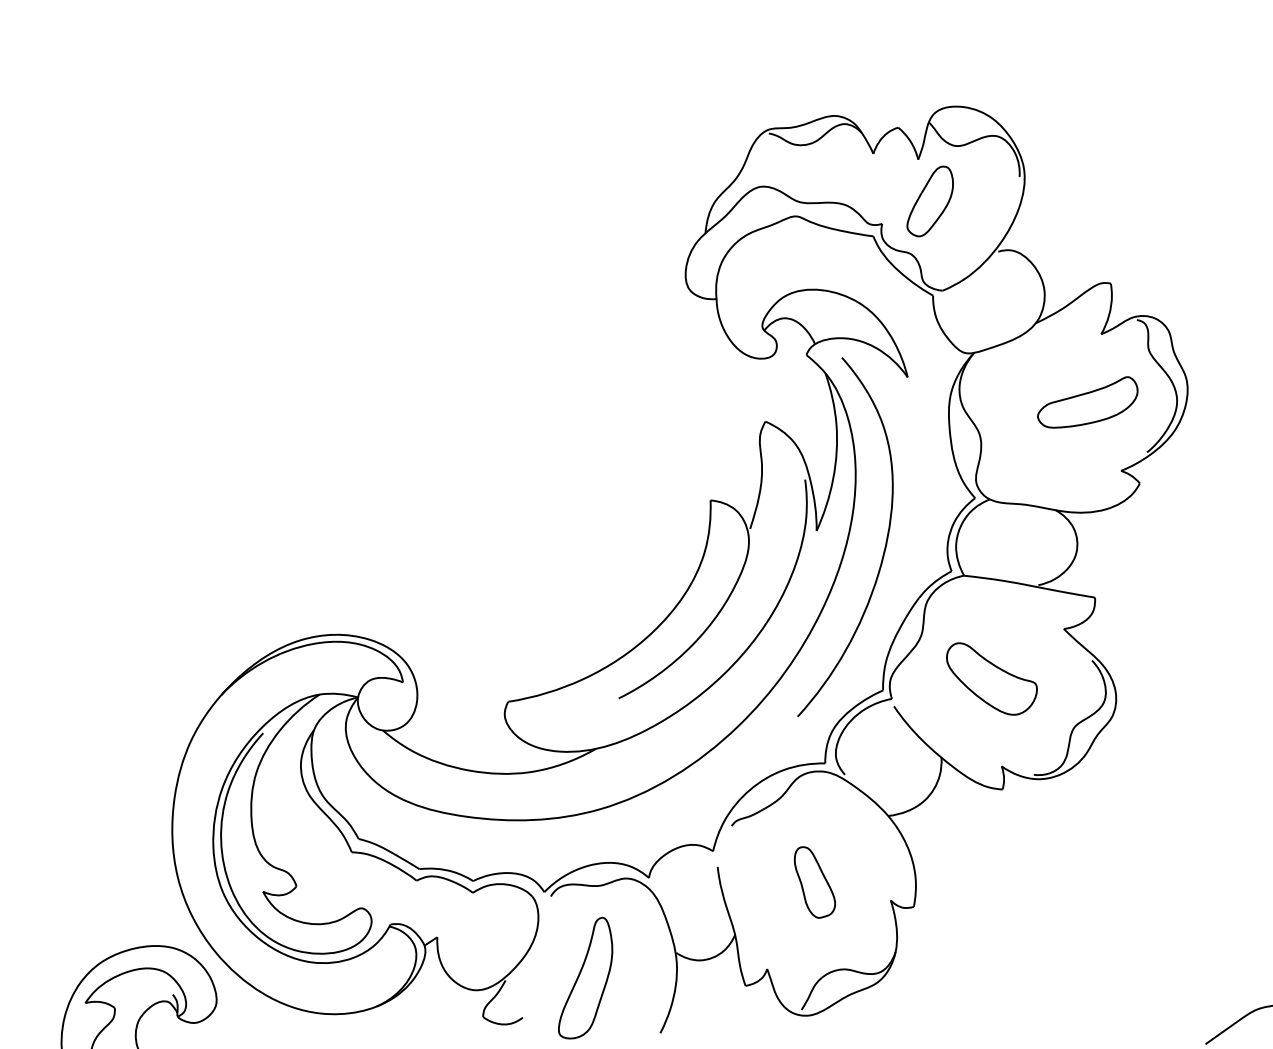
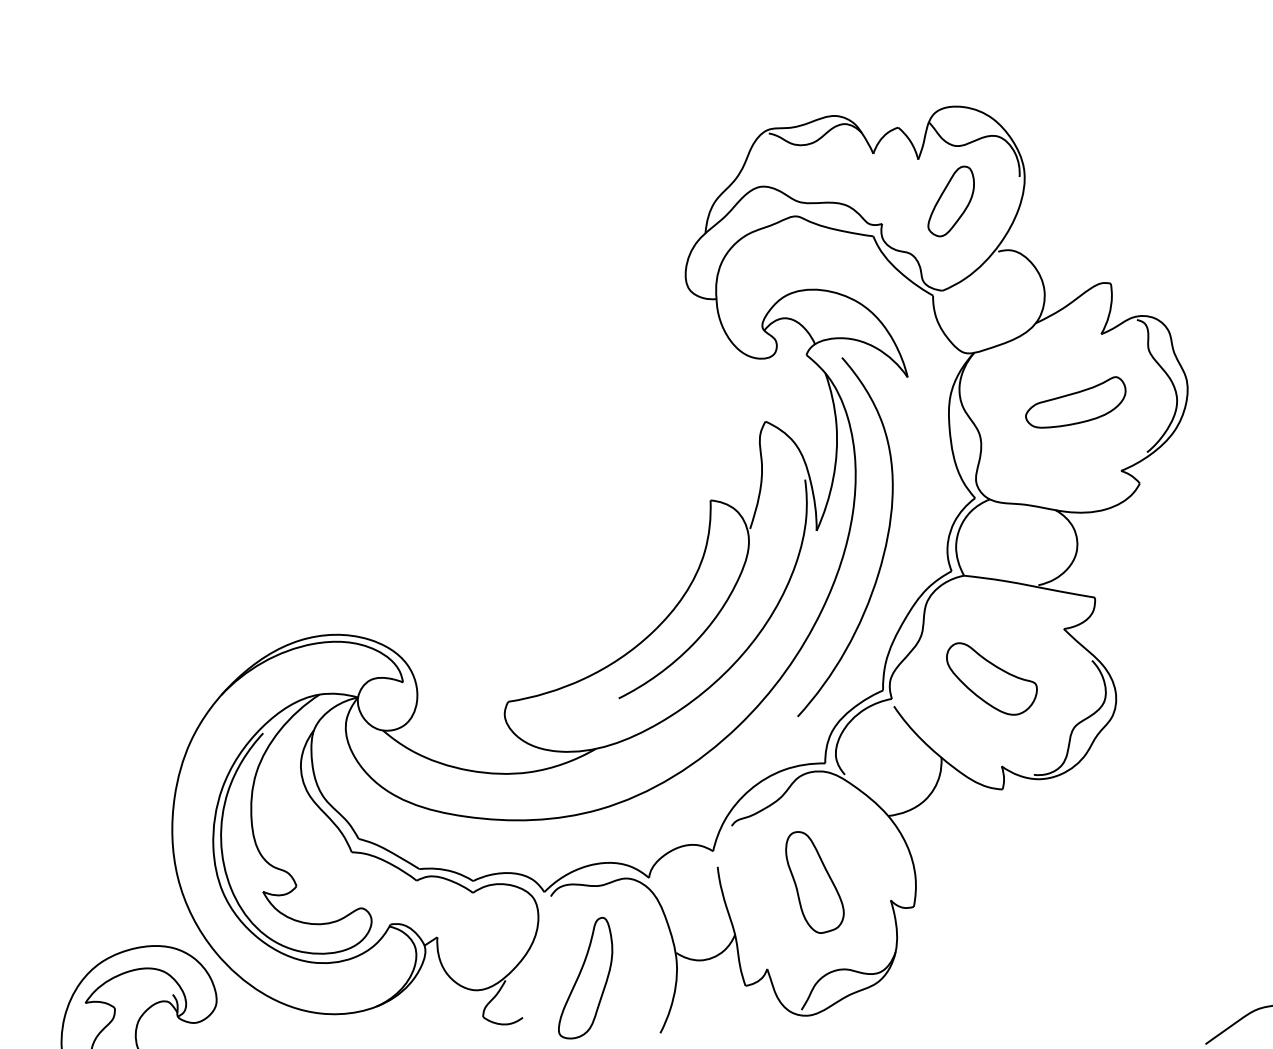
part position: (929, 201) -> (950, 201) (950, 201)
part position: (1087, 402) -> (1075, 402) (1075, 402)
part size: 44x73 px -> 60x103 px (814, 882)
